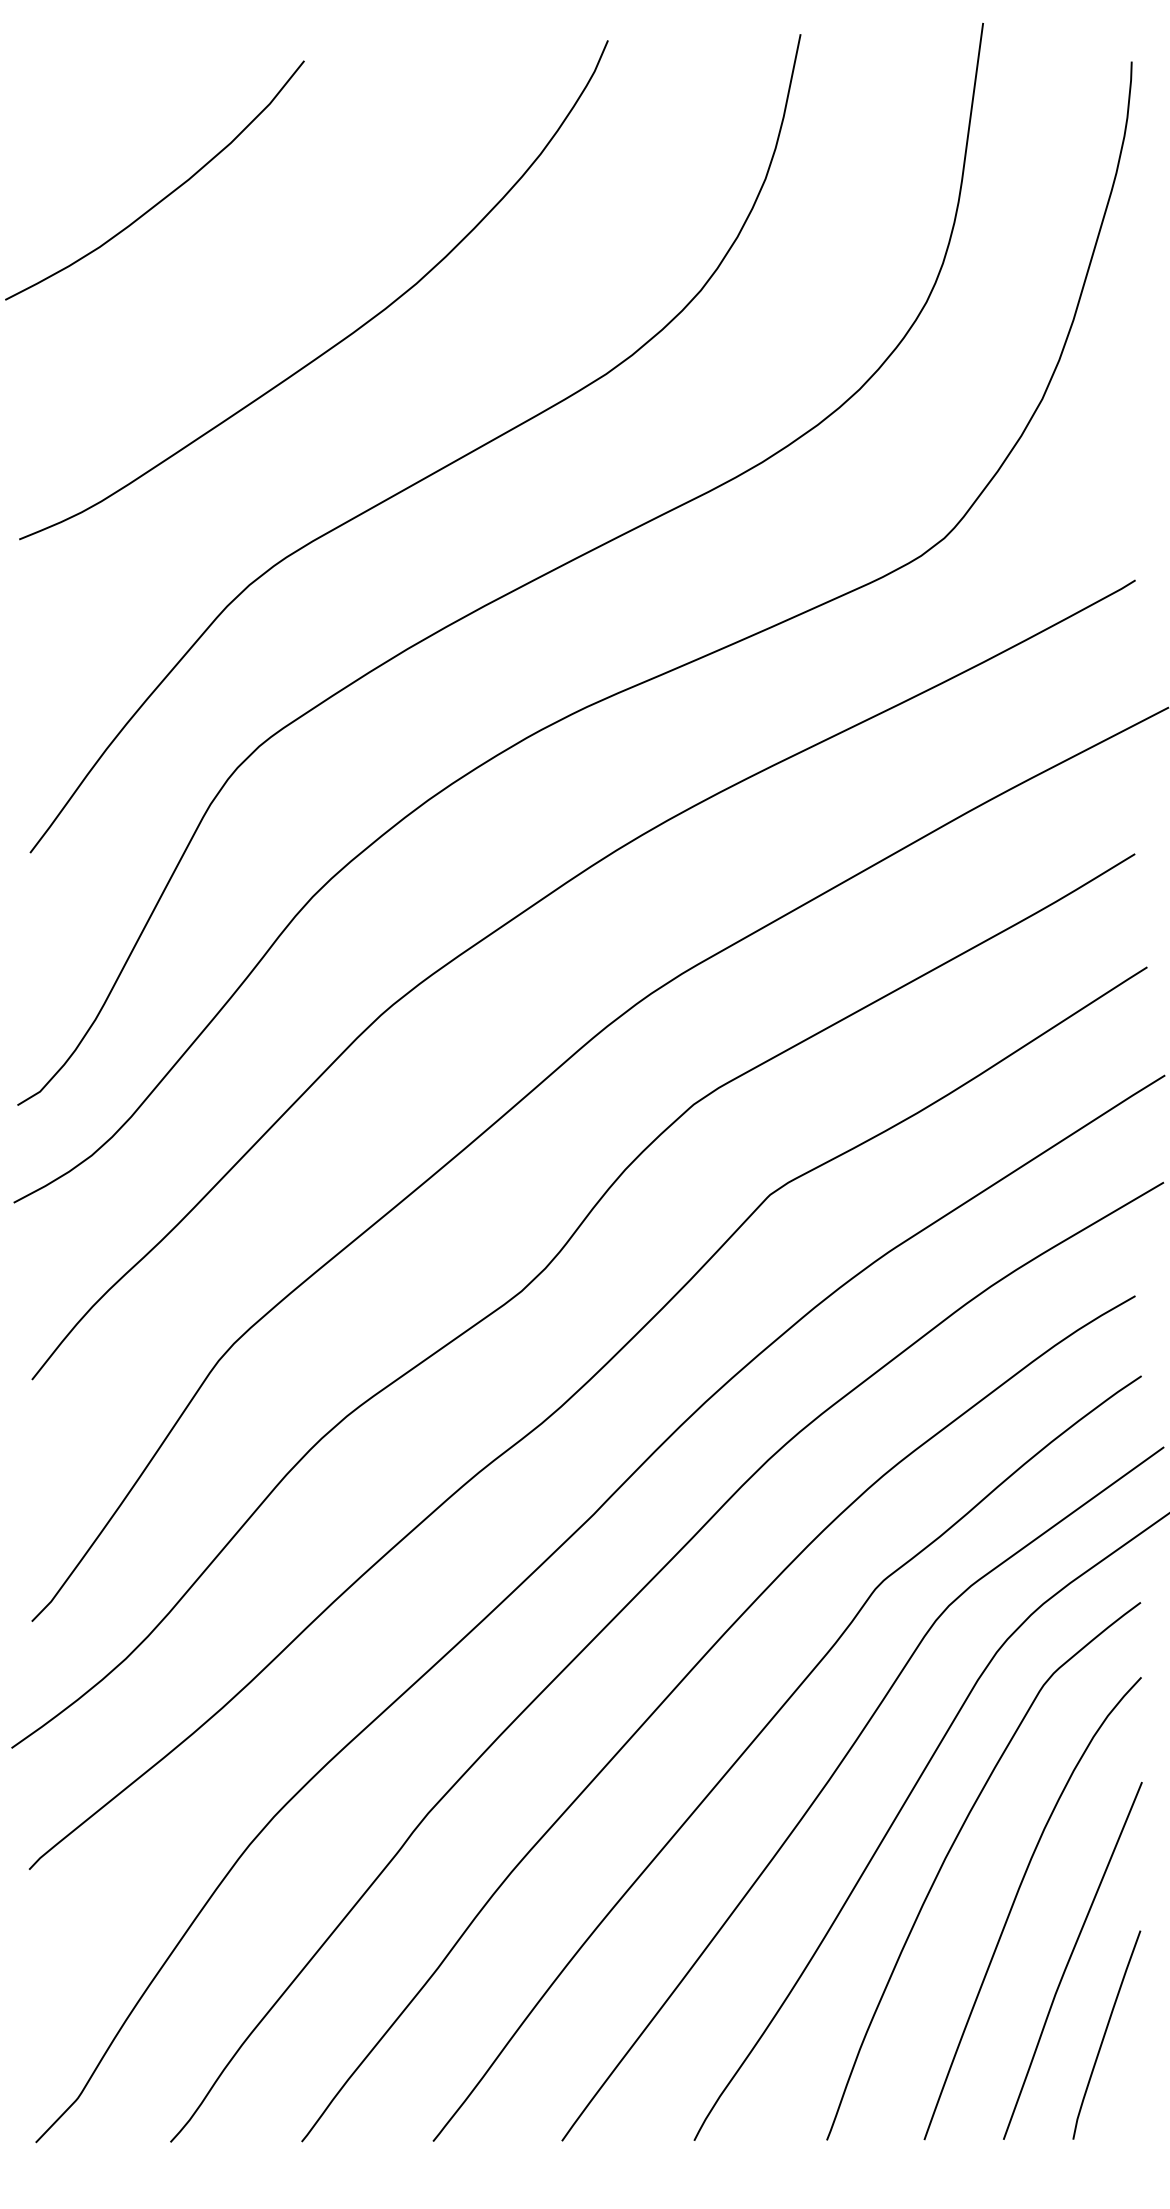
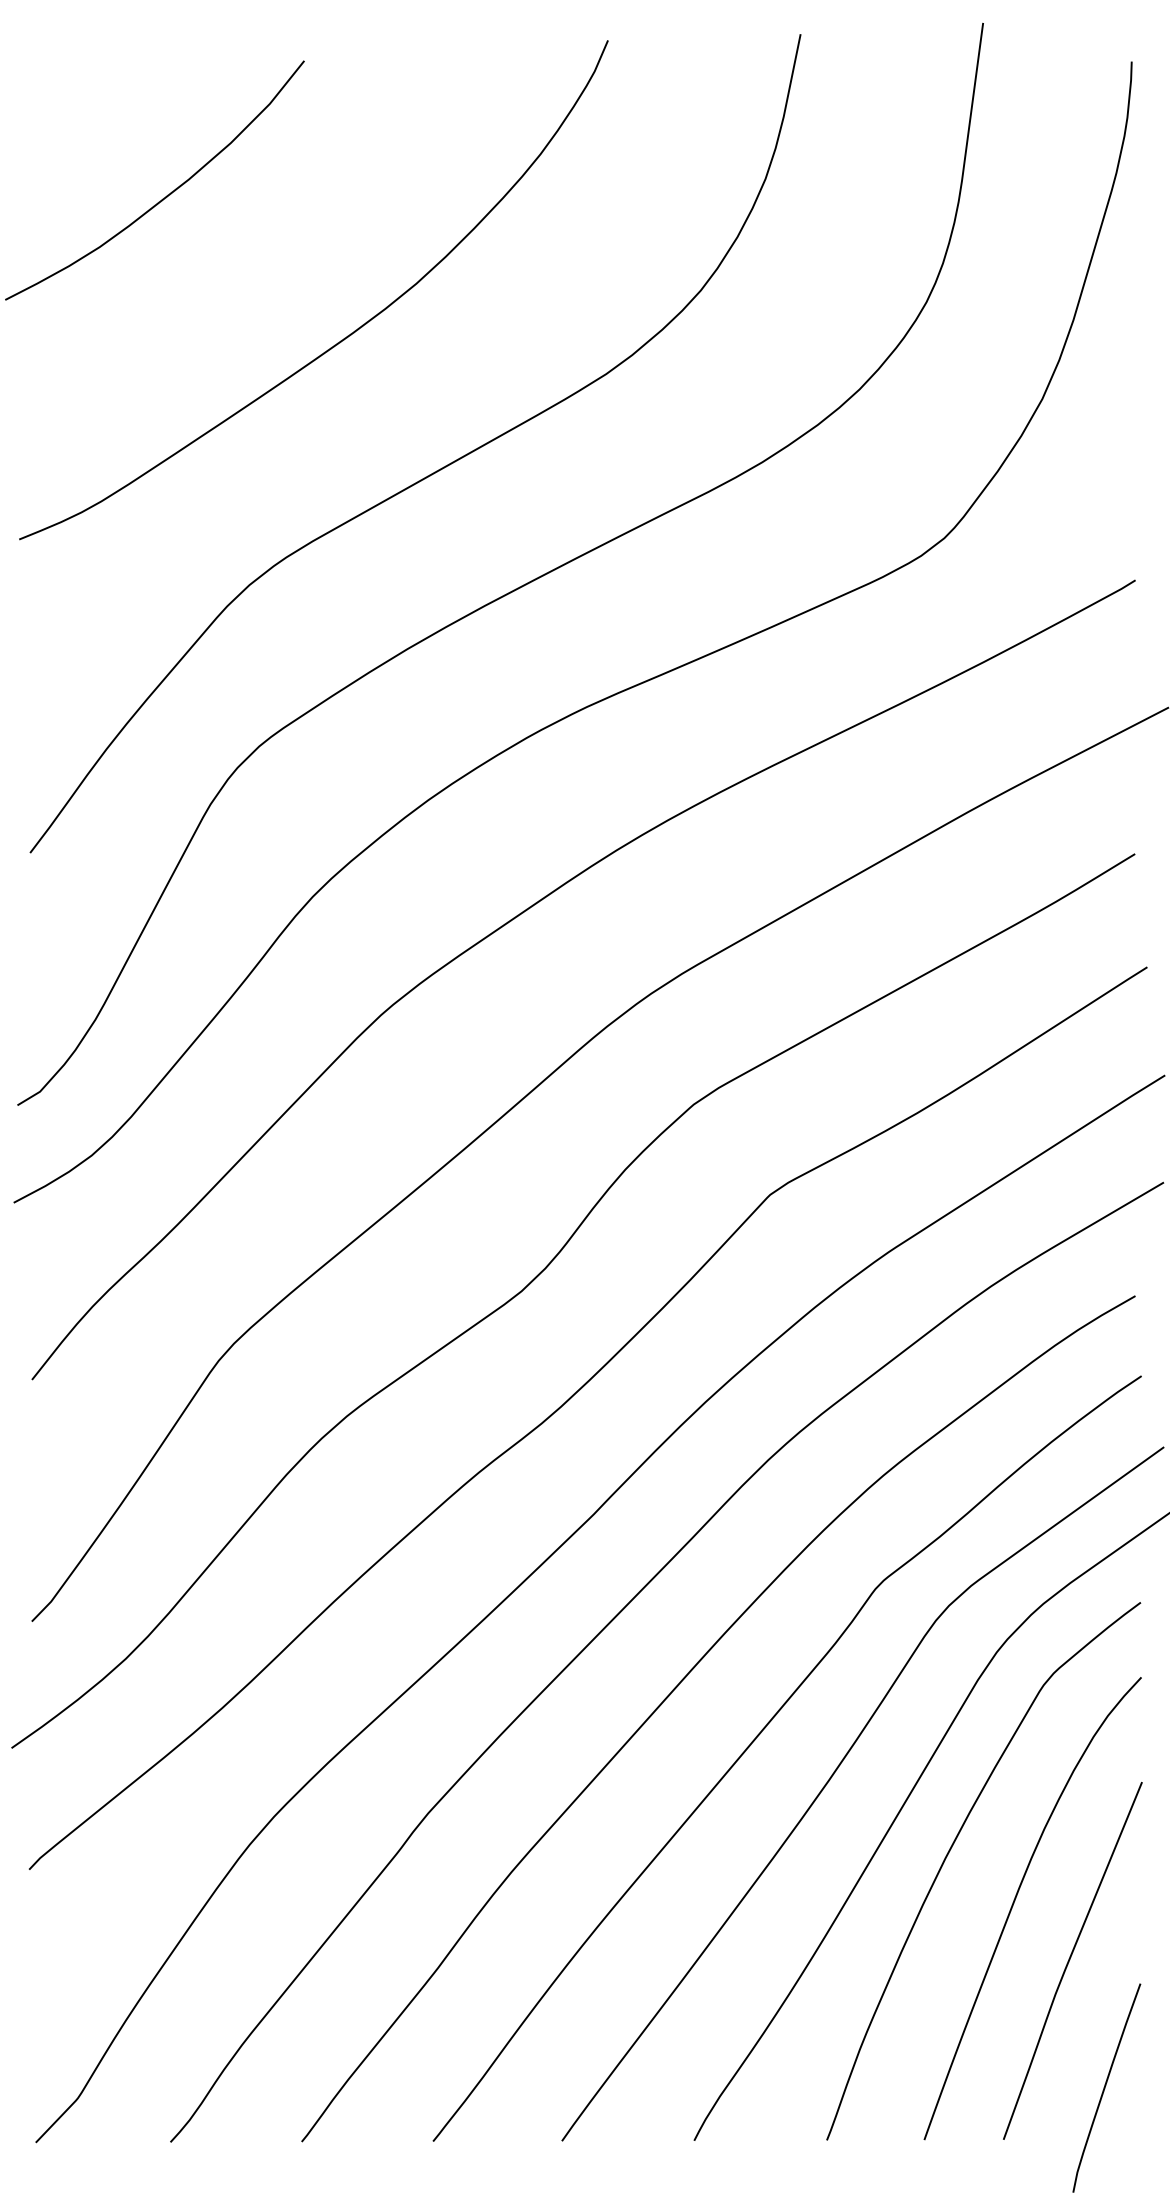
curve position: (1105, 2034) -> (1105, 2087) (1105, 2087)
